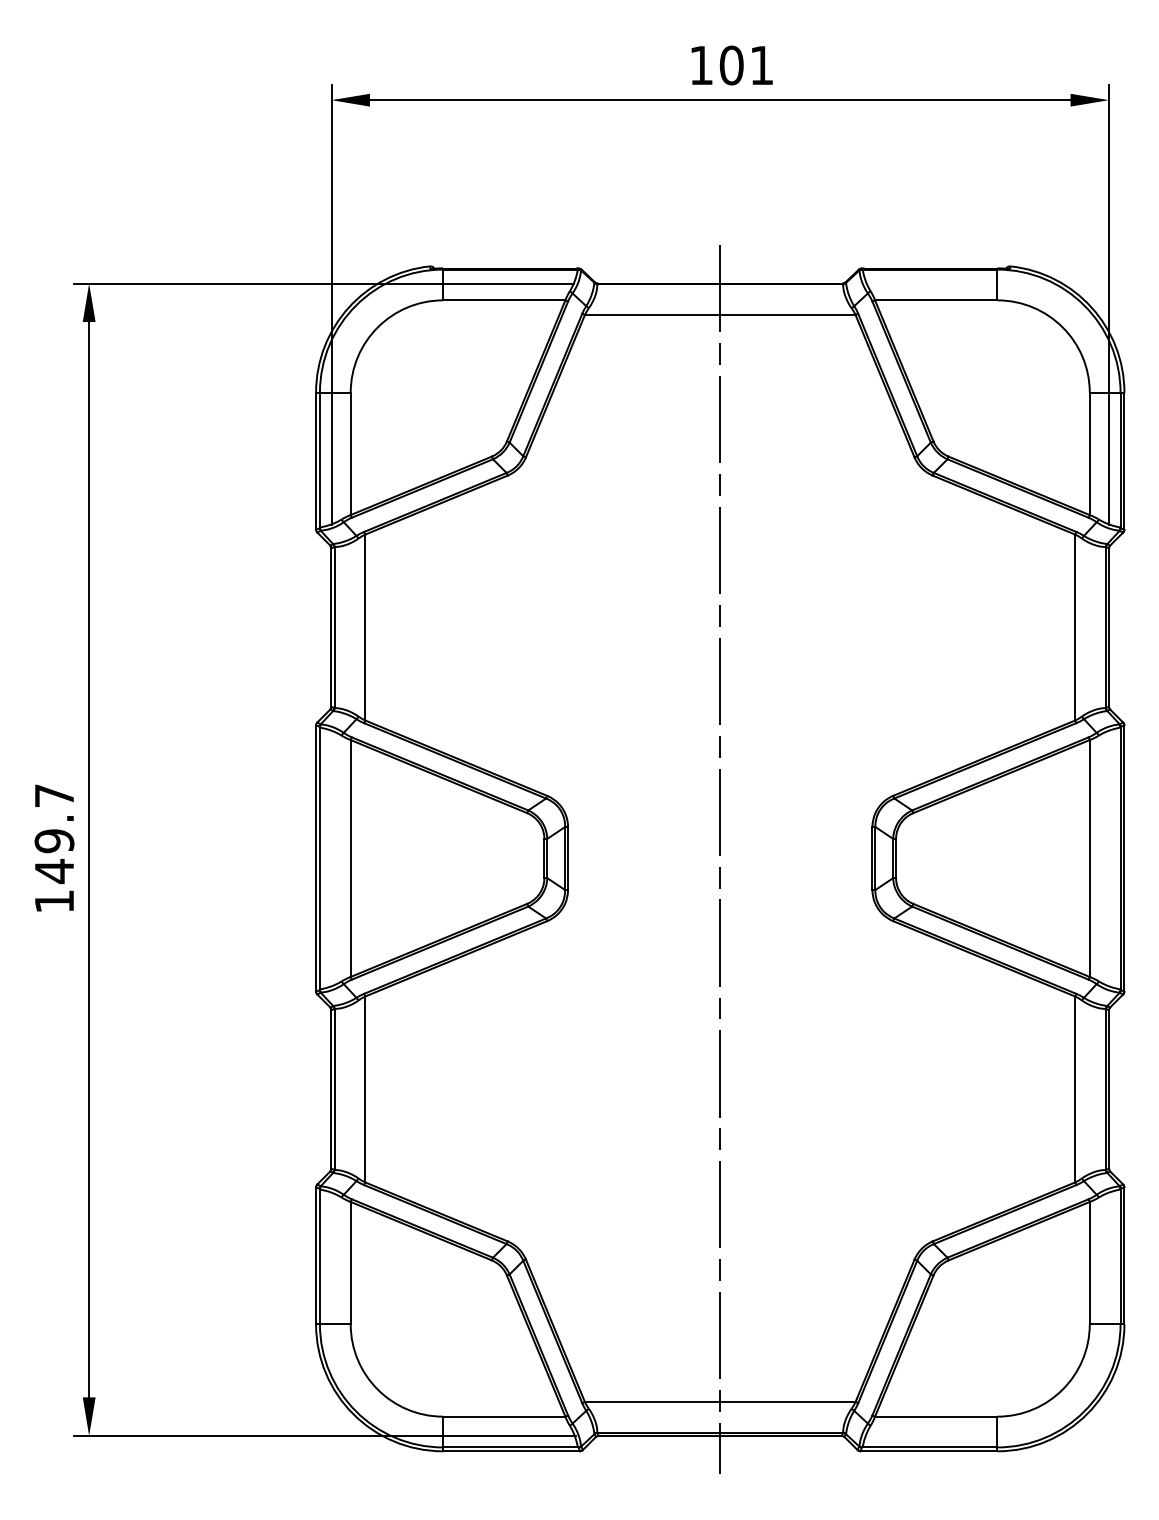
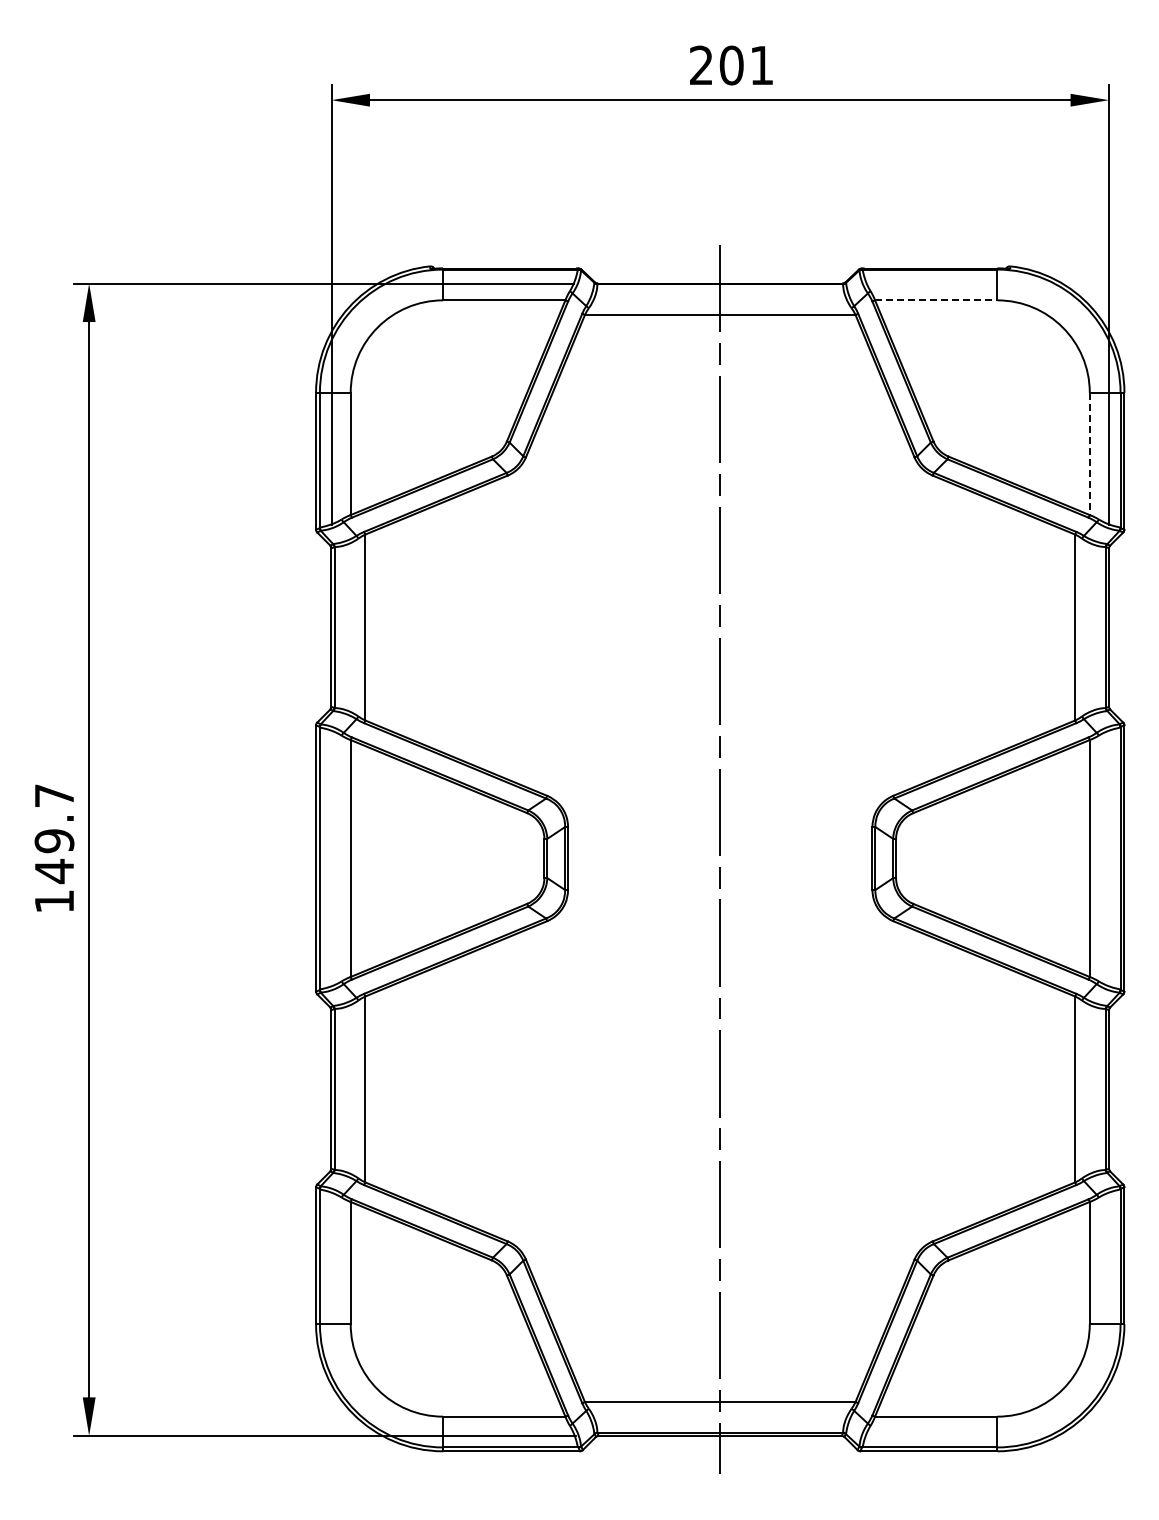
text: 101 -> 201 (701, 64)
line: solid -> dashed (936, 300)
line: solid -> dashed (1089, 454)
